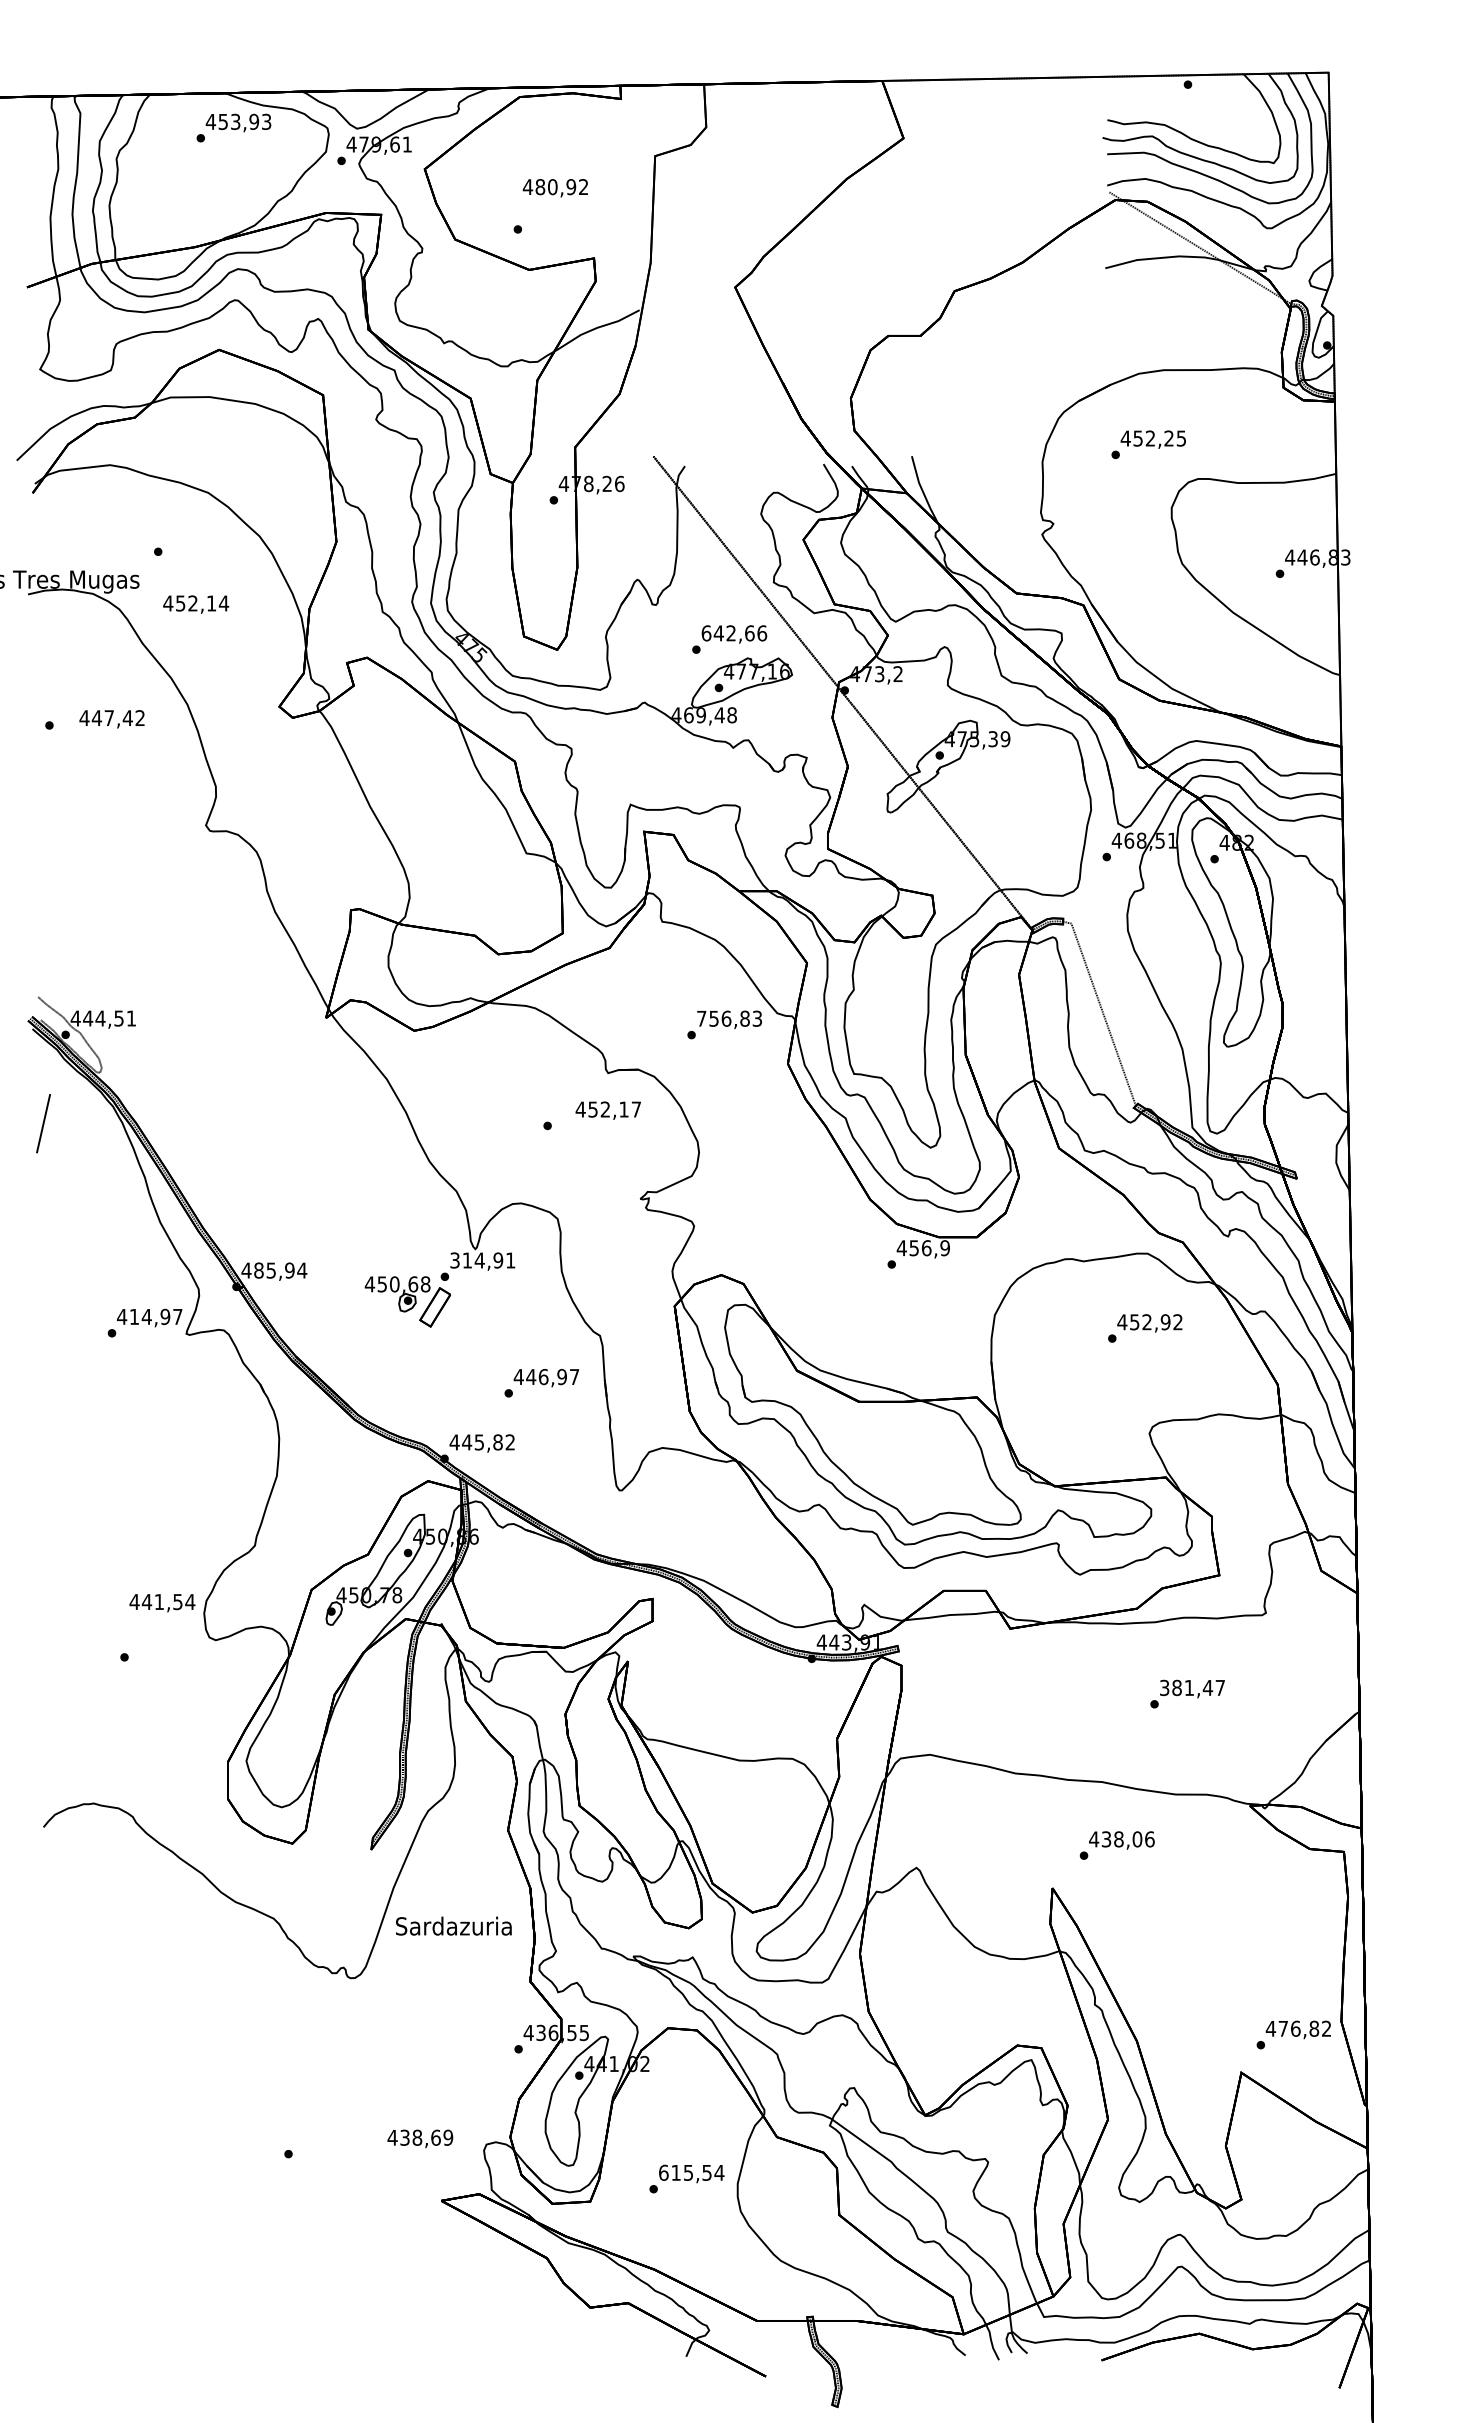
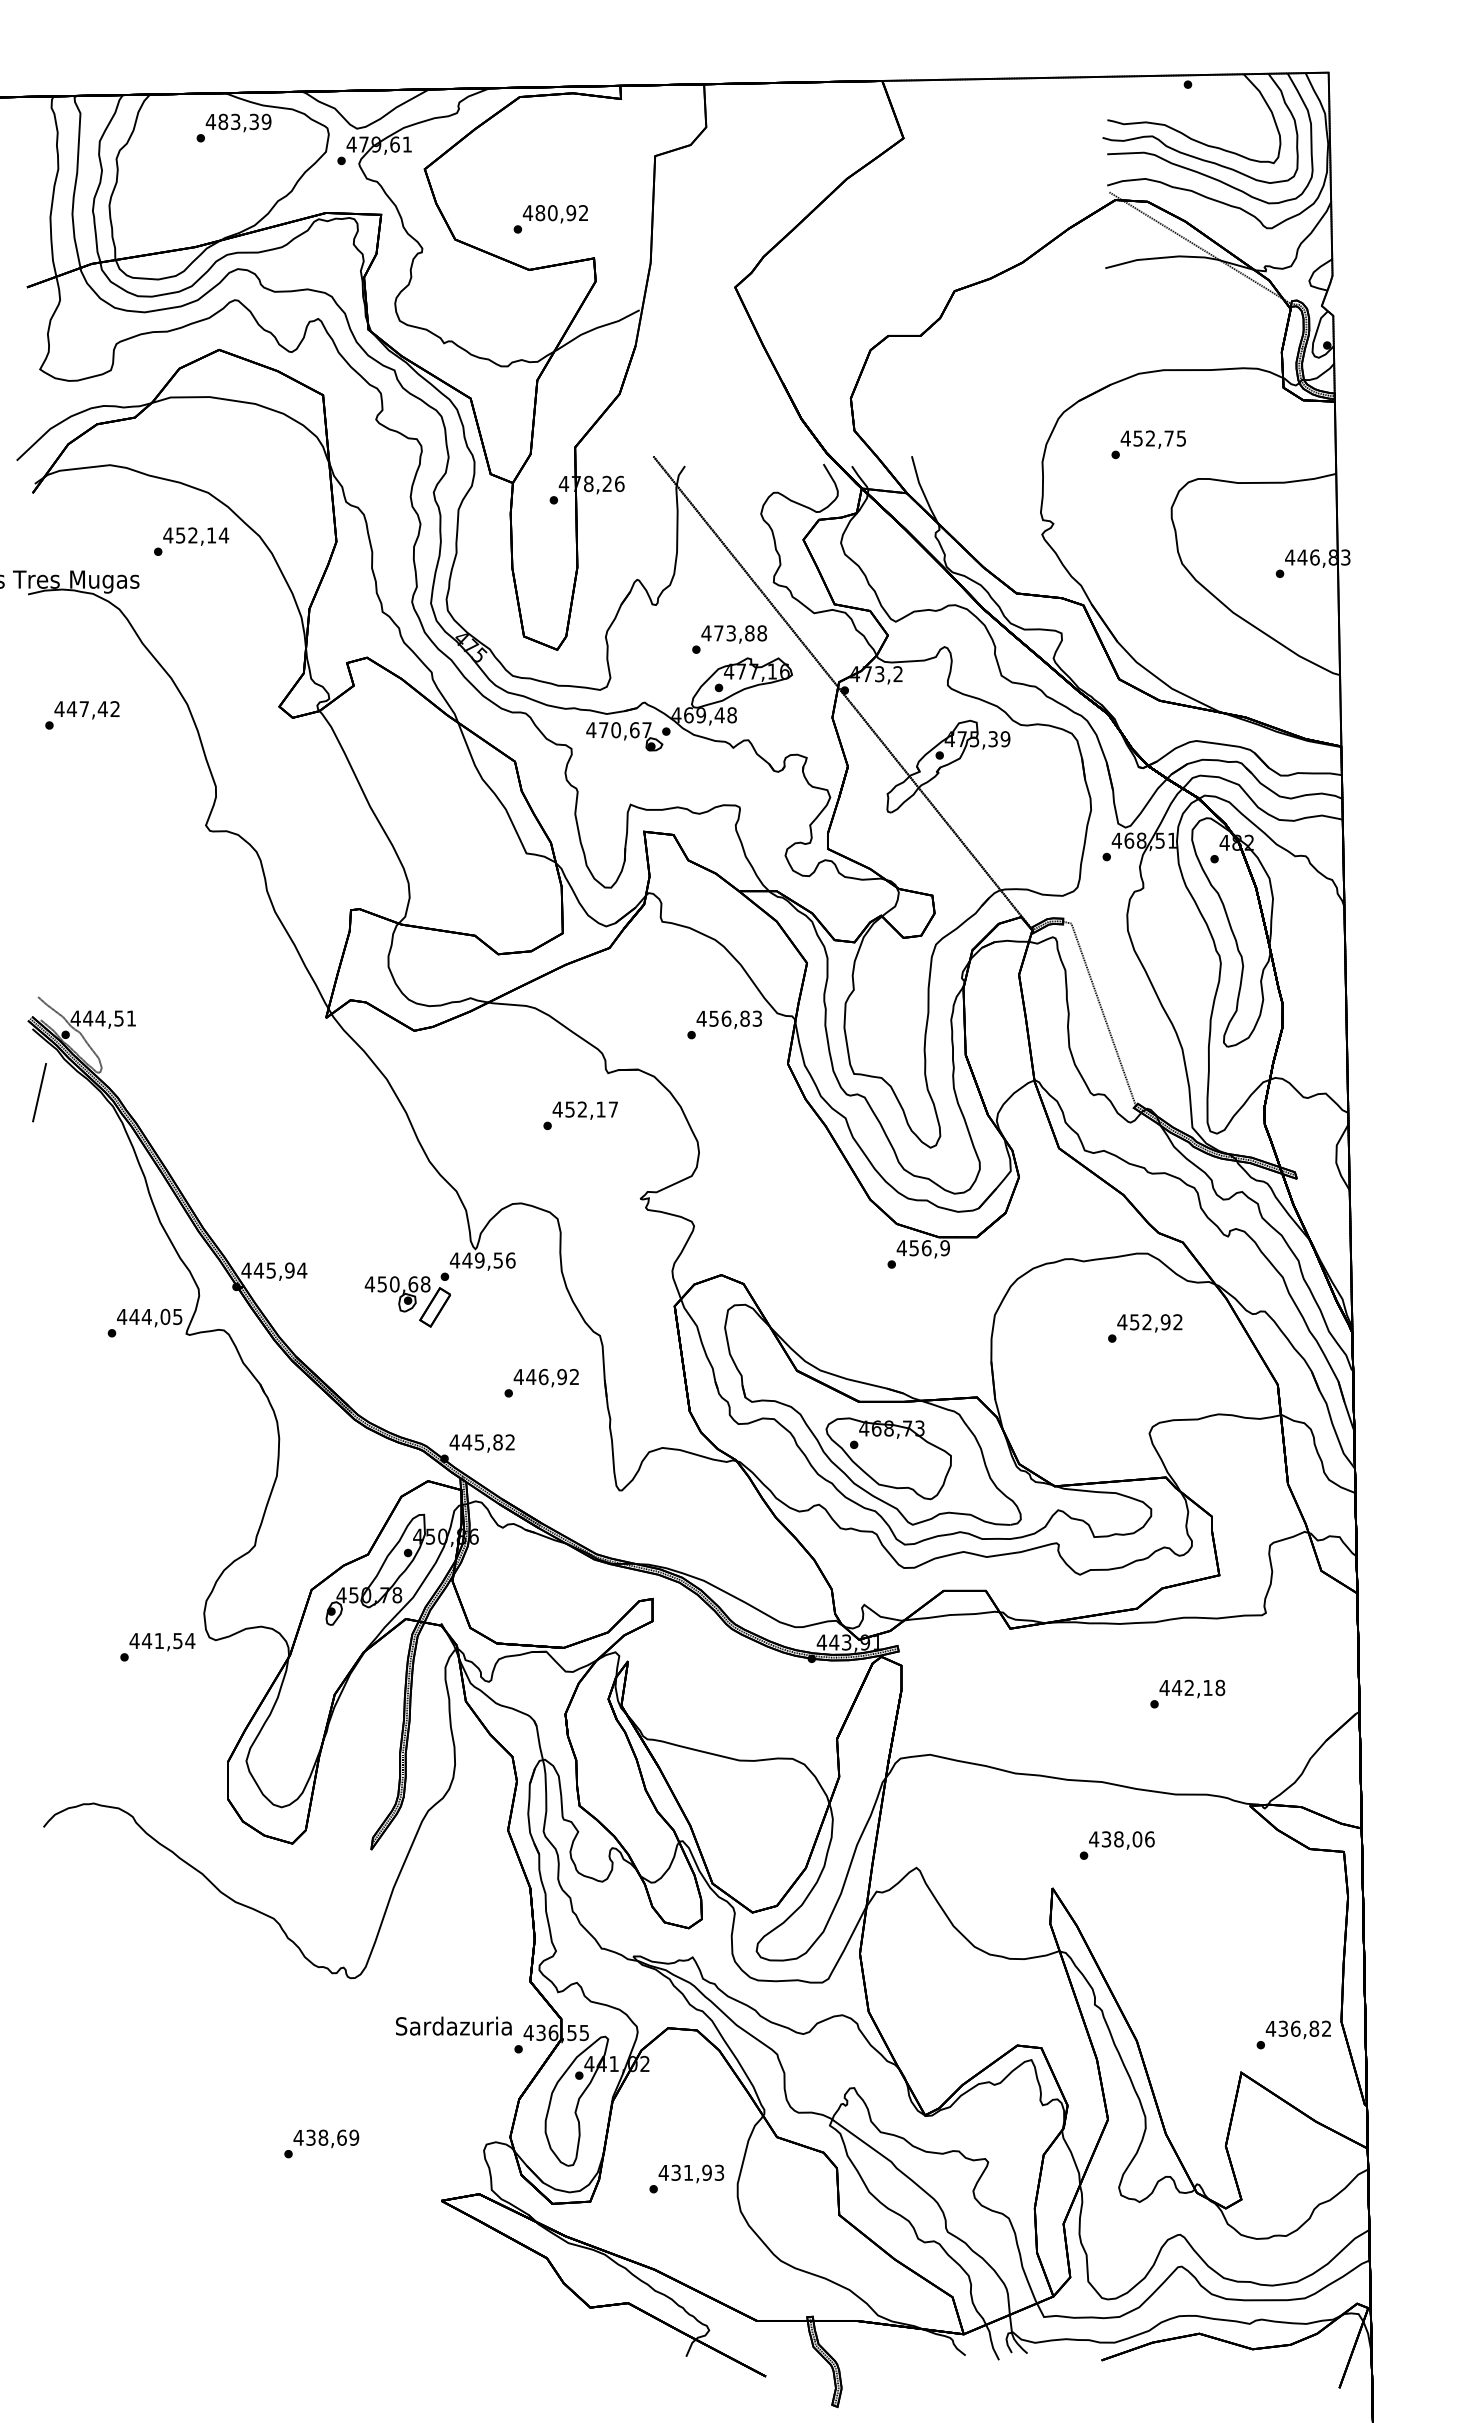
text: 453,93 -> 483,39 (244, 121)
text position: (554, 188) -> (554, 214) (554, 214)
text: 452,25 -> 452,75 (1168, 438)
text position: (196, 604) -> (196, 536) (196, 536)
text: 642,66 -> 473,88 (734, 633)
text position: (111, 719) -> (86, 710) (86, 710)
part: none -> present (628, 736)
text: 756,83 -> 456,83 (701, 1018)
text position: (607, 1110) -> (584, 1110) (584, 1110)
line position: (43, 1123) -> (39, 1092) (39, 1092)
text: 314,91 -> 449,56 (482, 1260)
text: 485,94 -> 445,94 (258, 1270)
text: 414,97 -> 444,05 (155, 1317)
text: 446,97 -> 446,92 (574, 1376)
part: none -> present (888, 1458)
text position: (162, 1603) -> (162, 1642) (162, 1642)
text: 381,47 -> 442,18 (1192, 1687)
text position: (453, 1925) -> (453, 2025) (453, 2025)
text: 476,82 -> 436,82 (1282, 2028)
text position: (420, 2138) -> (326, 2138) (326, 2138)
text: 615,54 -> 431,93 (691, 2172)
